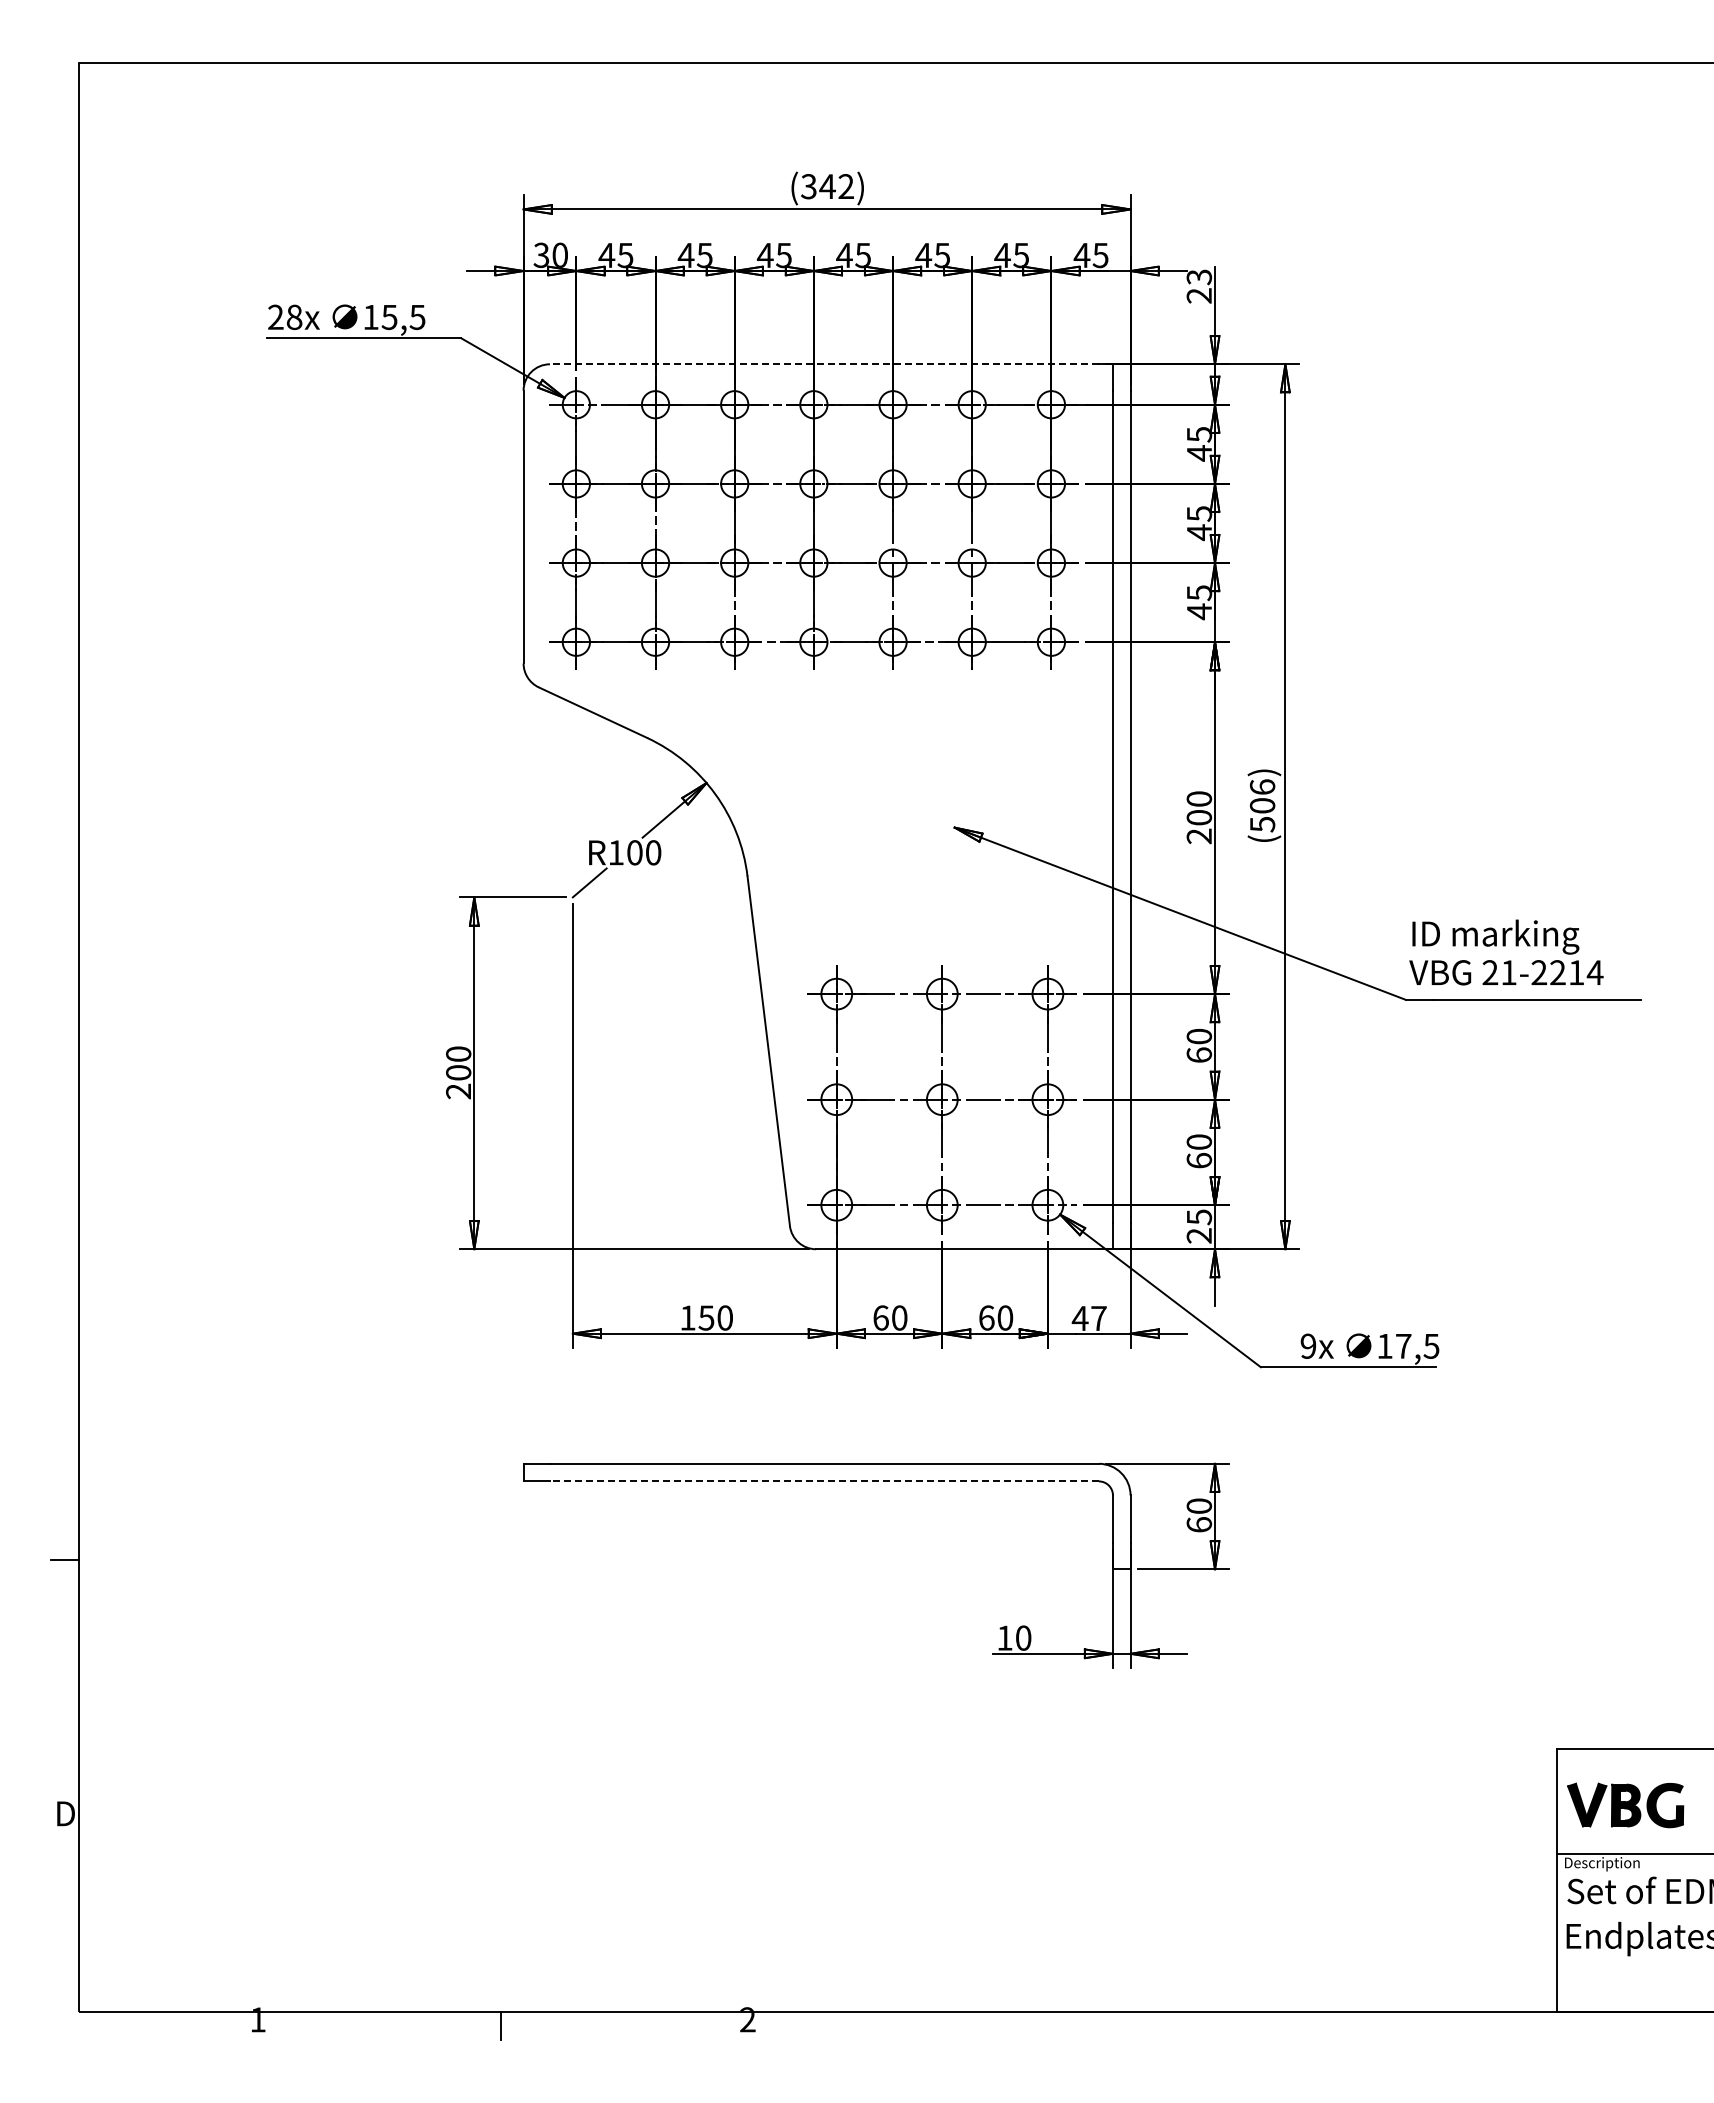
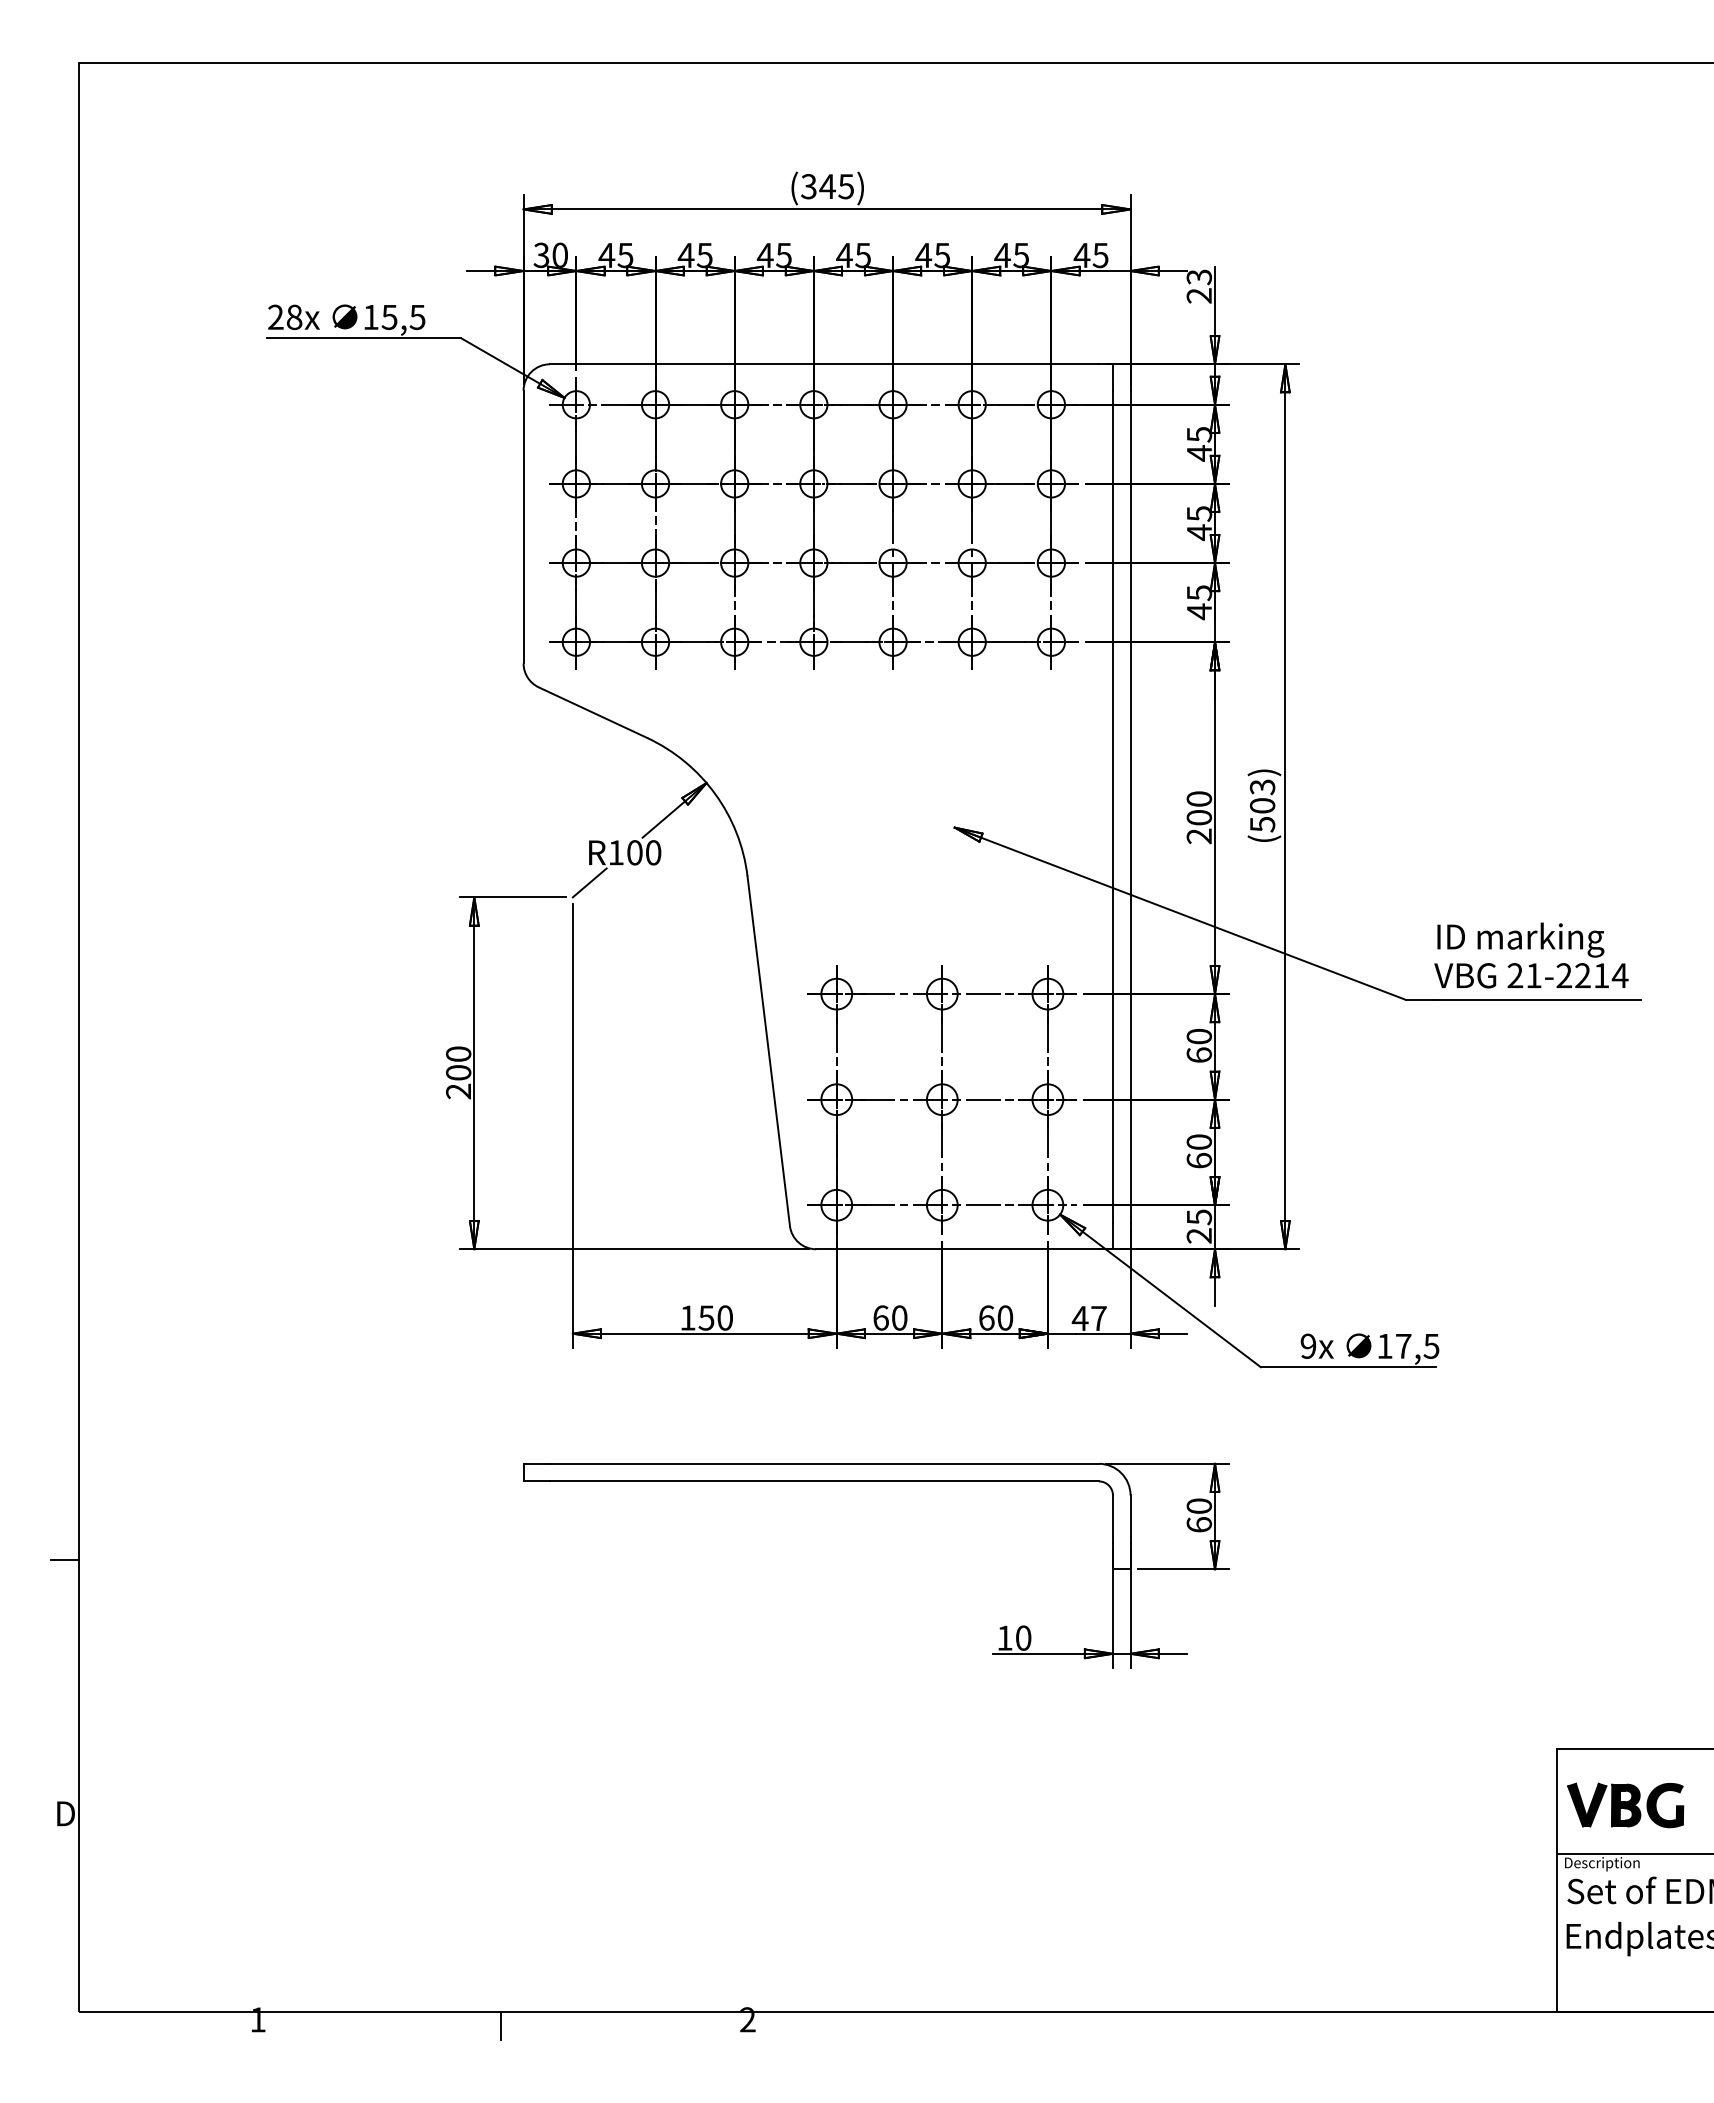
text: (342) -> (345) (845, 186)
line: dashed -> solid (823, 364)
text: (506) -> (503) (1262, 787)
text position: (1506, 952) -> (1531, 955) (1531, 955)
line: dashed -> solid (823, 1481)
